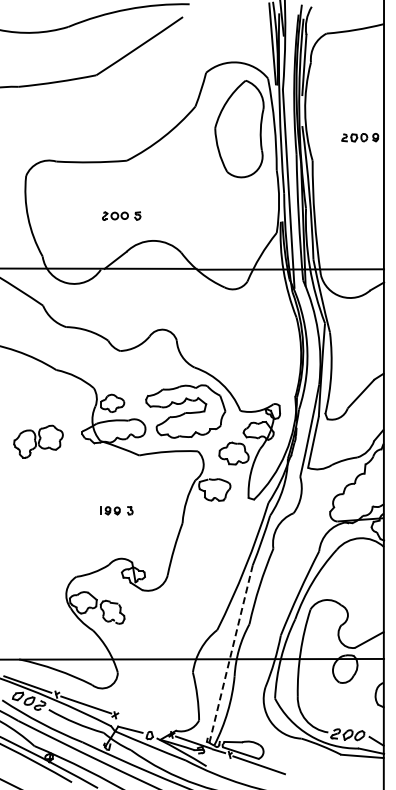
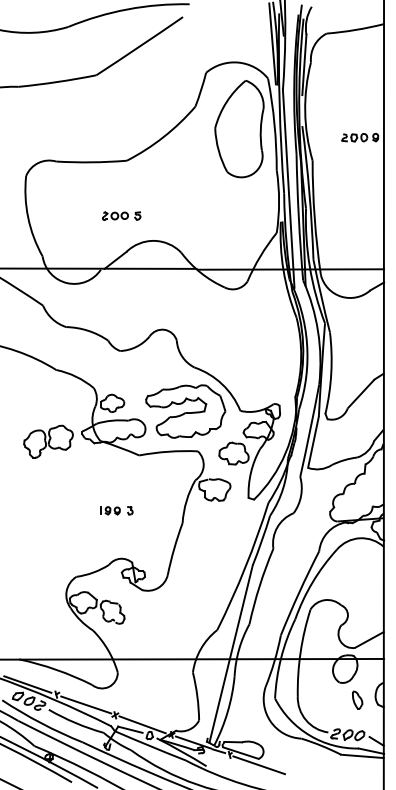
part position: (38, 441) -> (48, 441) (48, 441)
line: dashed -> solid (231, 654)
part: none -> present (357, 699)
line: none -> present (142, 724)
